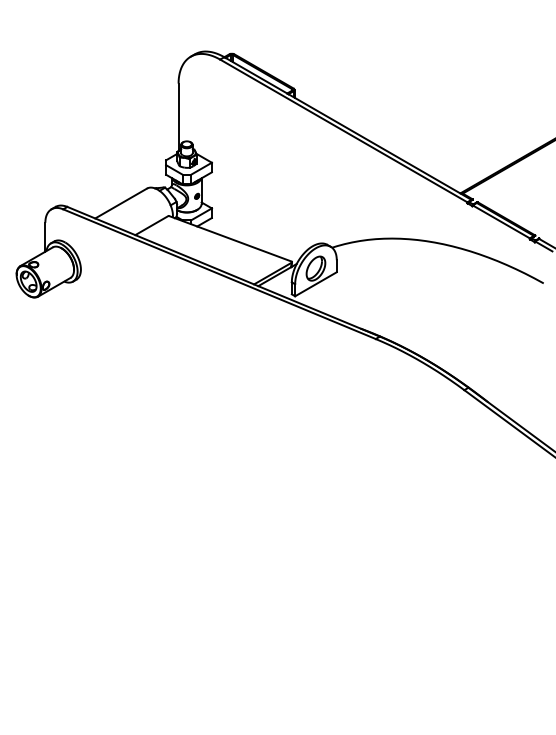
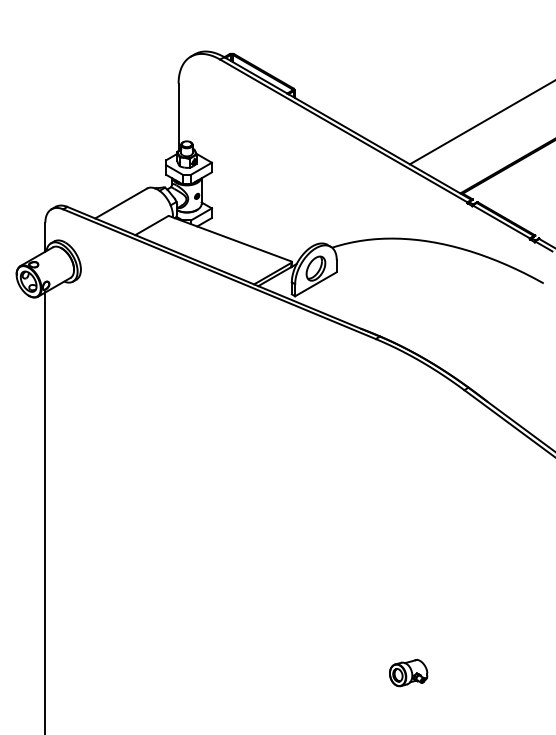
line: none -> present (480, 123)
line: none -> present (45, 511)
part: none -> present (408, 672)
